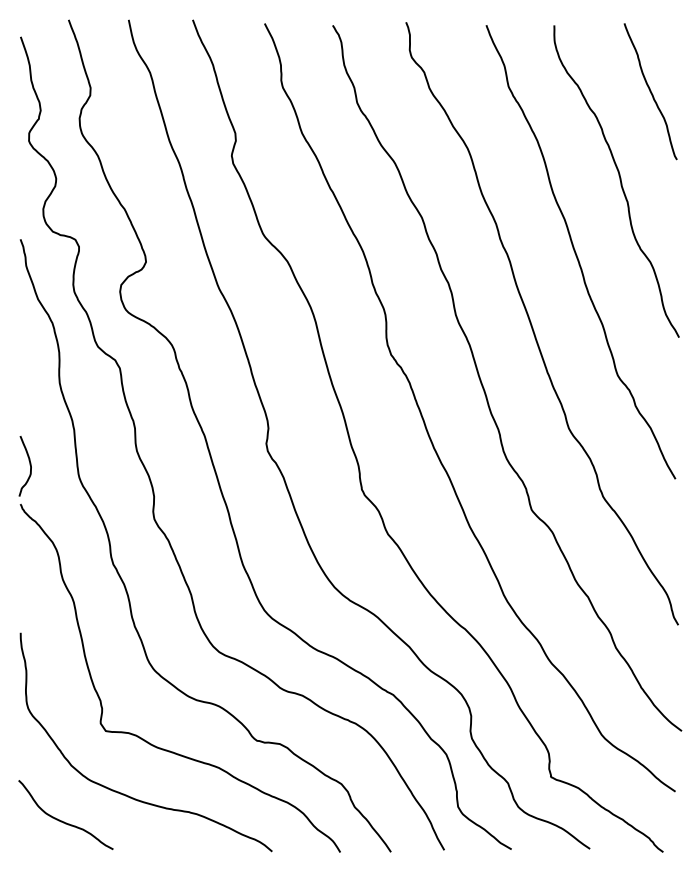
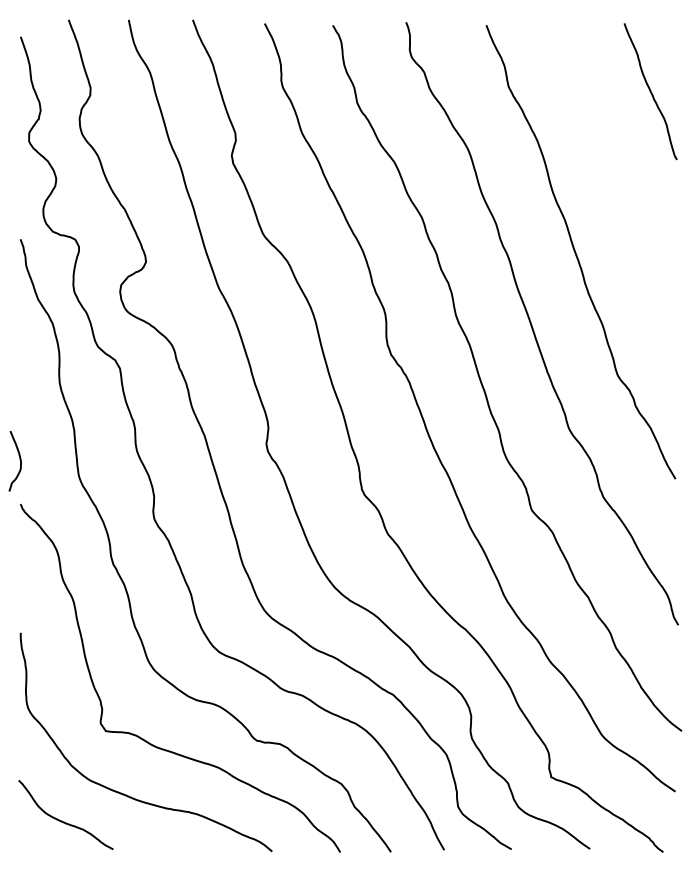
curve: present -> none (619, 180)
curve position: (29, 465) -> (19, 460) (19, 460)
